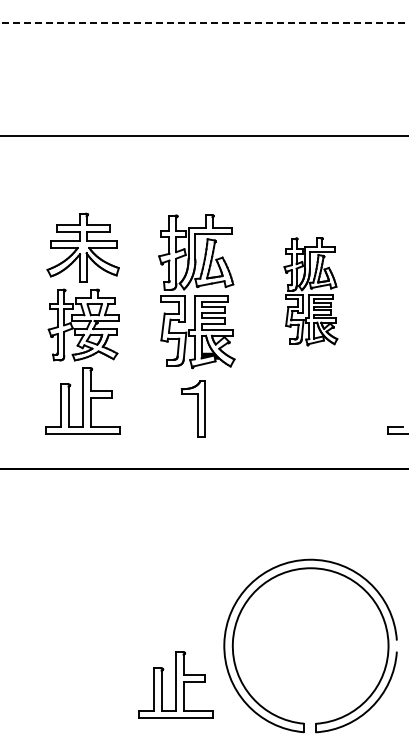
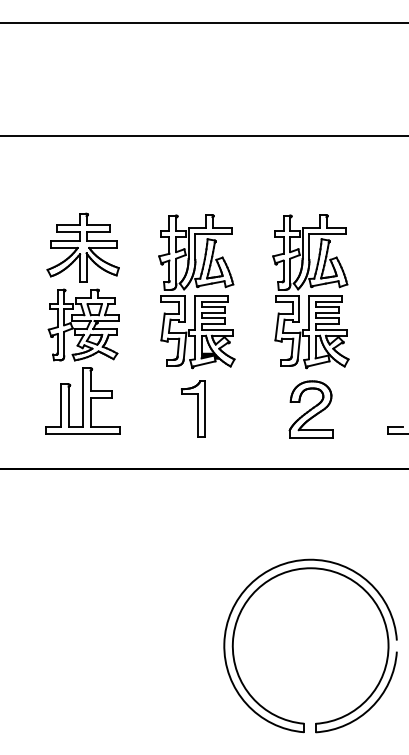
line: dashed -> solid (204, 22)
part size: 56x110 px -> 78x156 px (310, 291)
part: none -> present (310, 409)
part: present -> none (175, 684)
